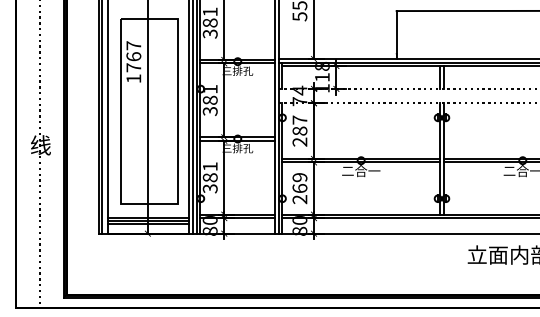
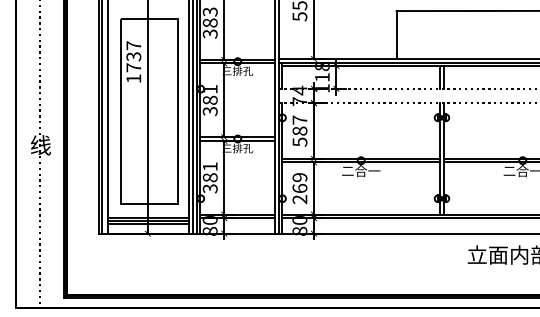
text: 381 -> 383 (209, 11)
text: 1767 -> 1737 (133, 56)
text: 287 -> 587 (299, 141)
